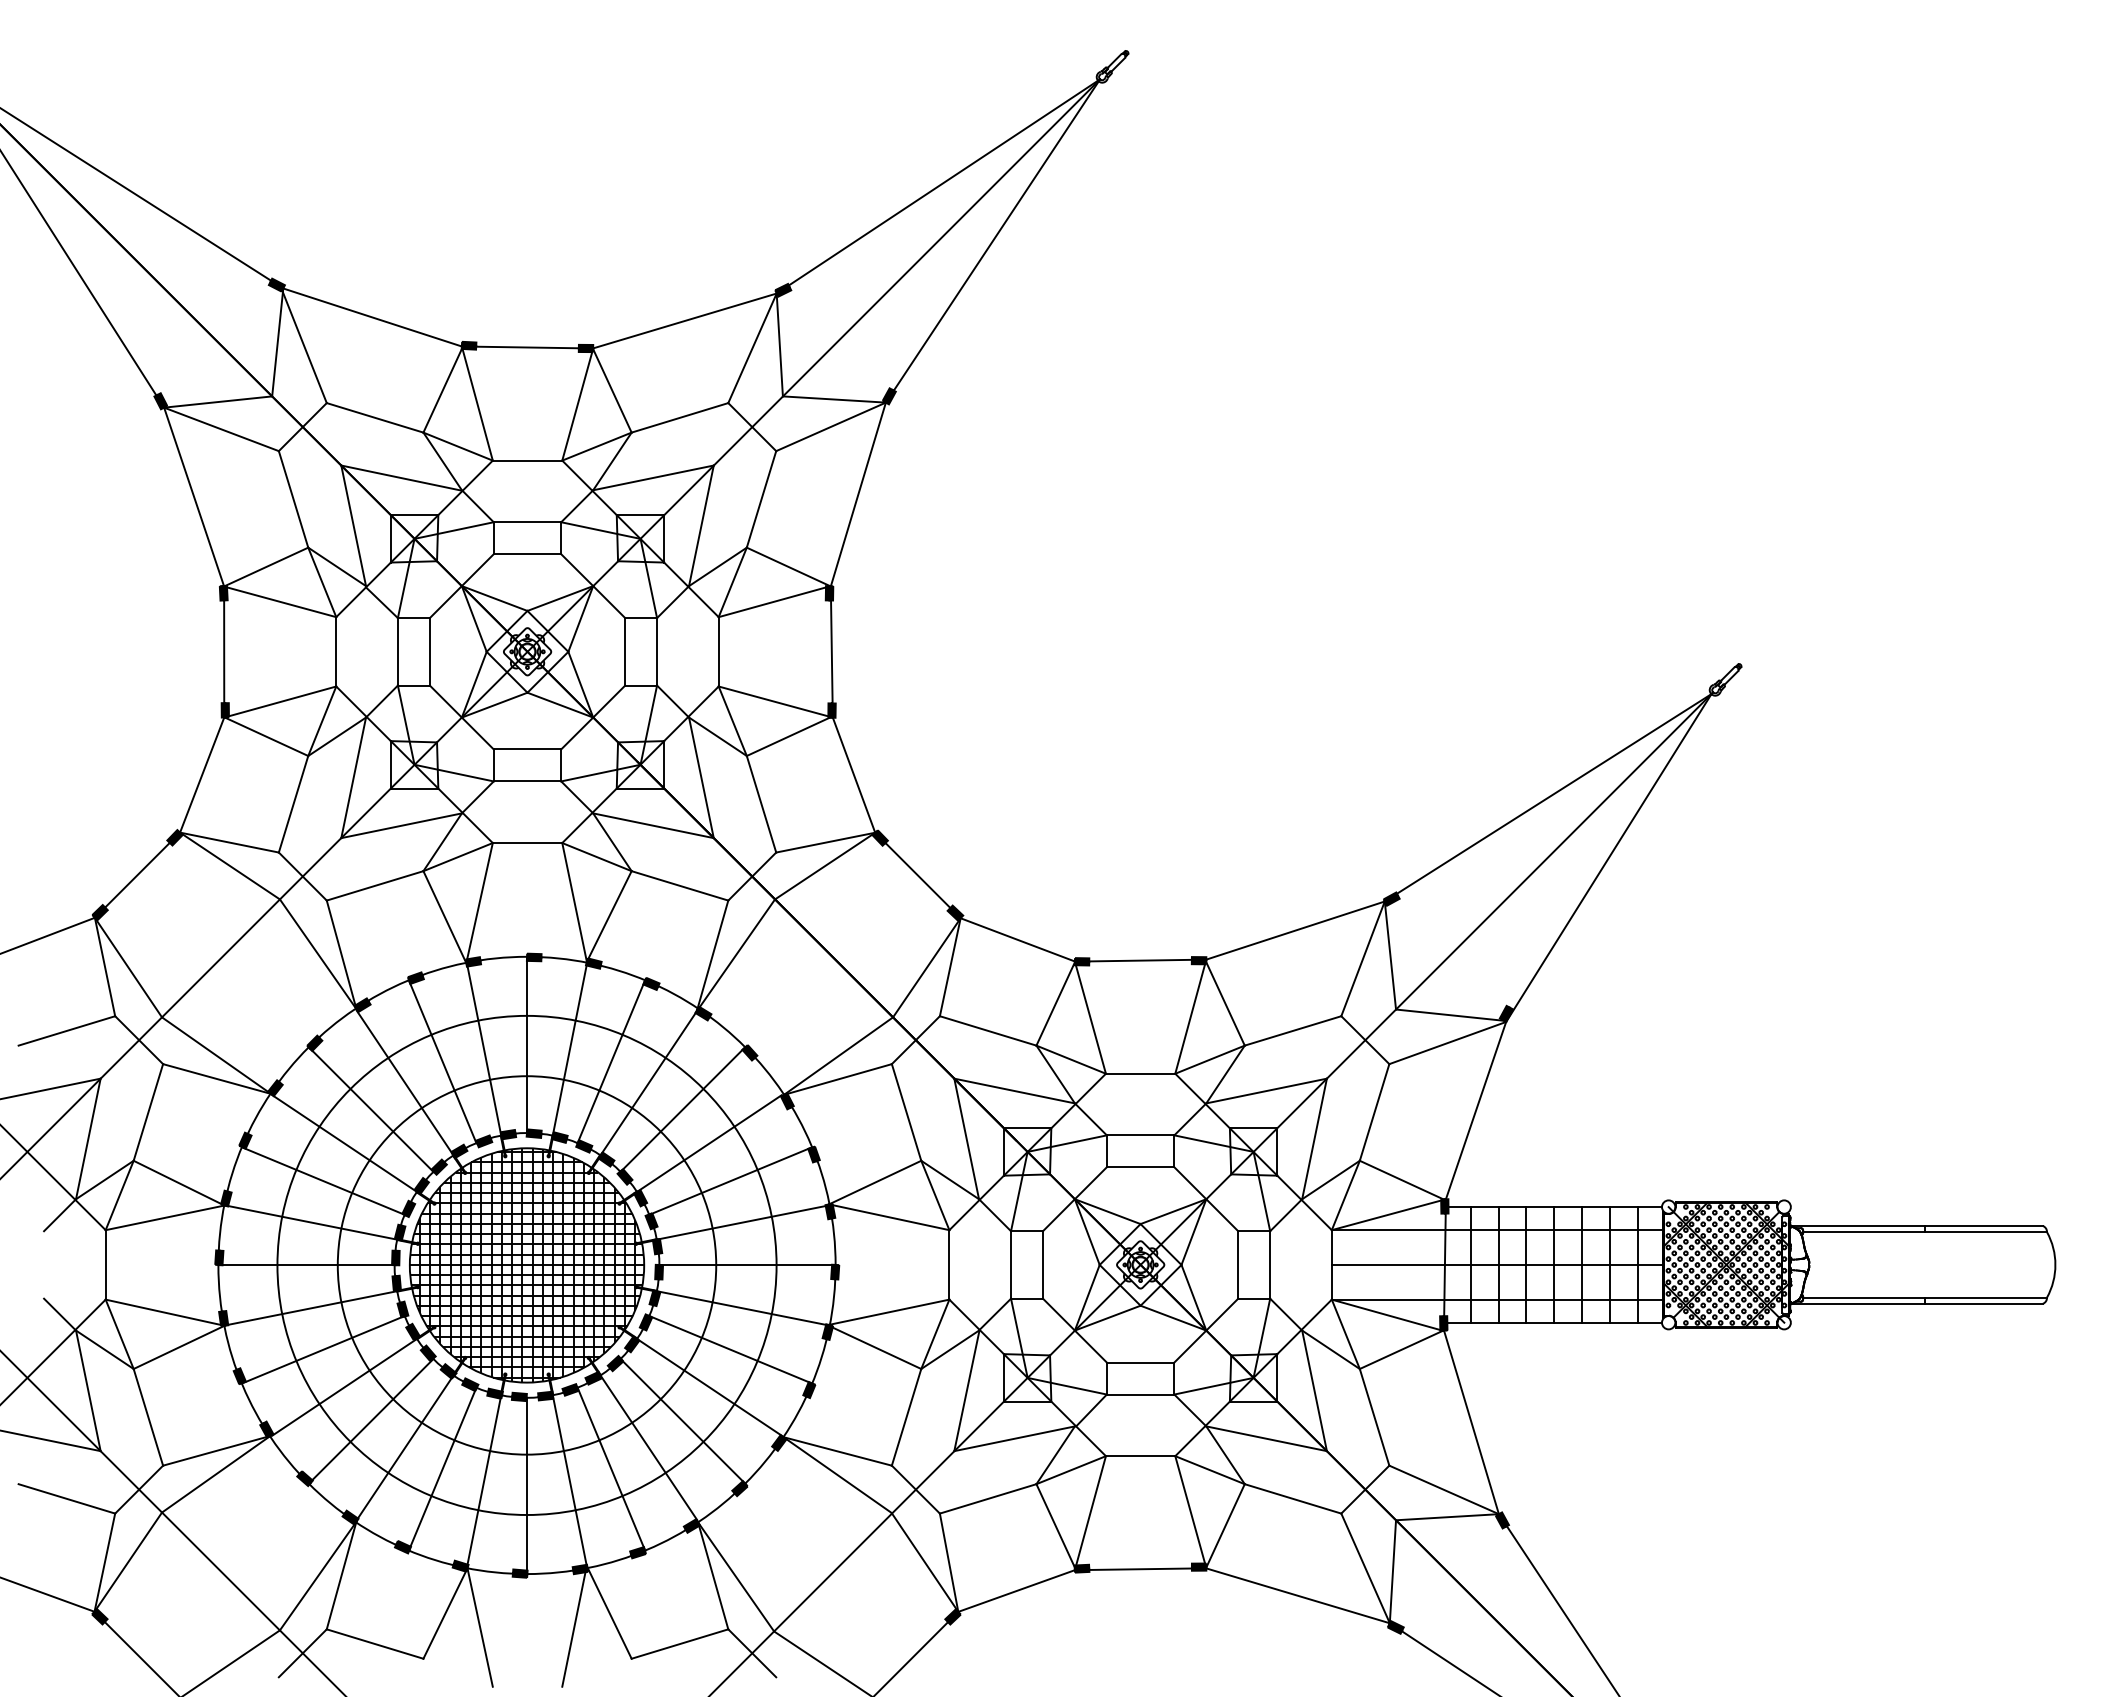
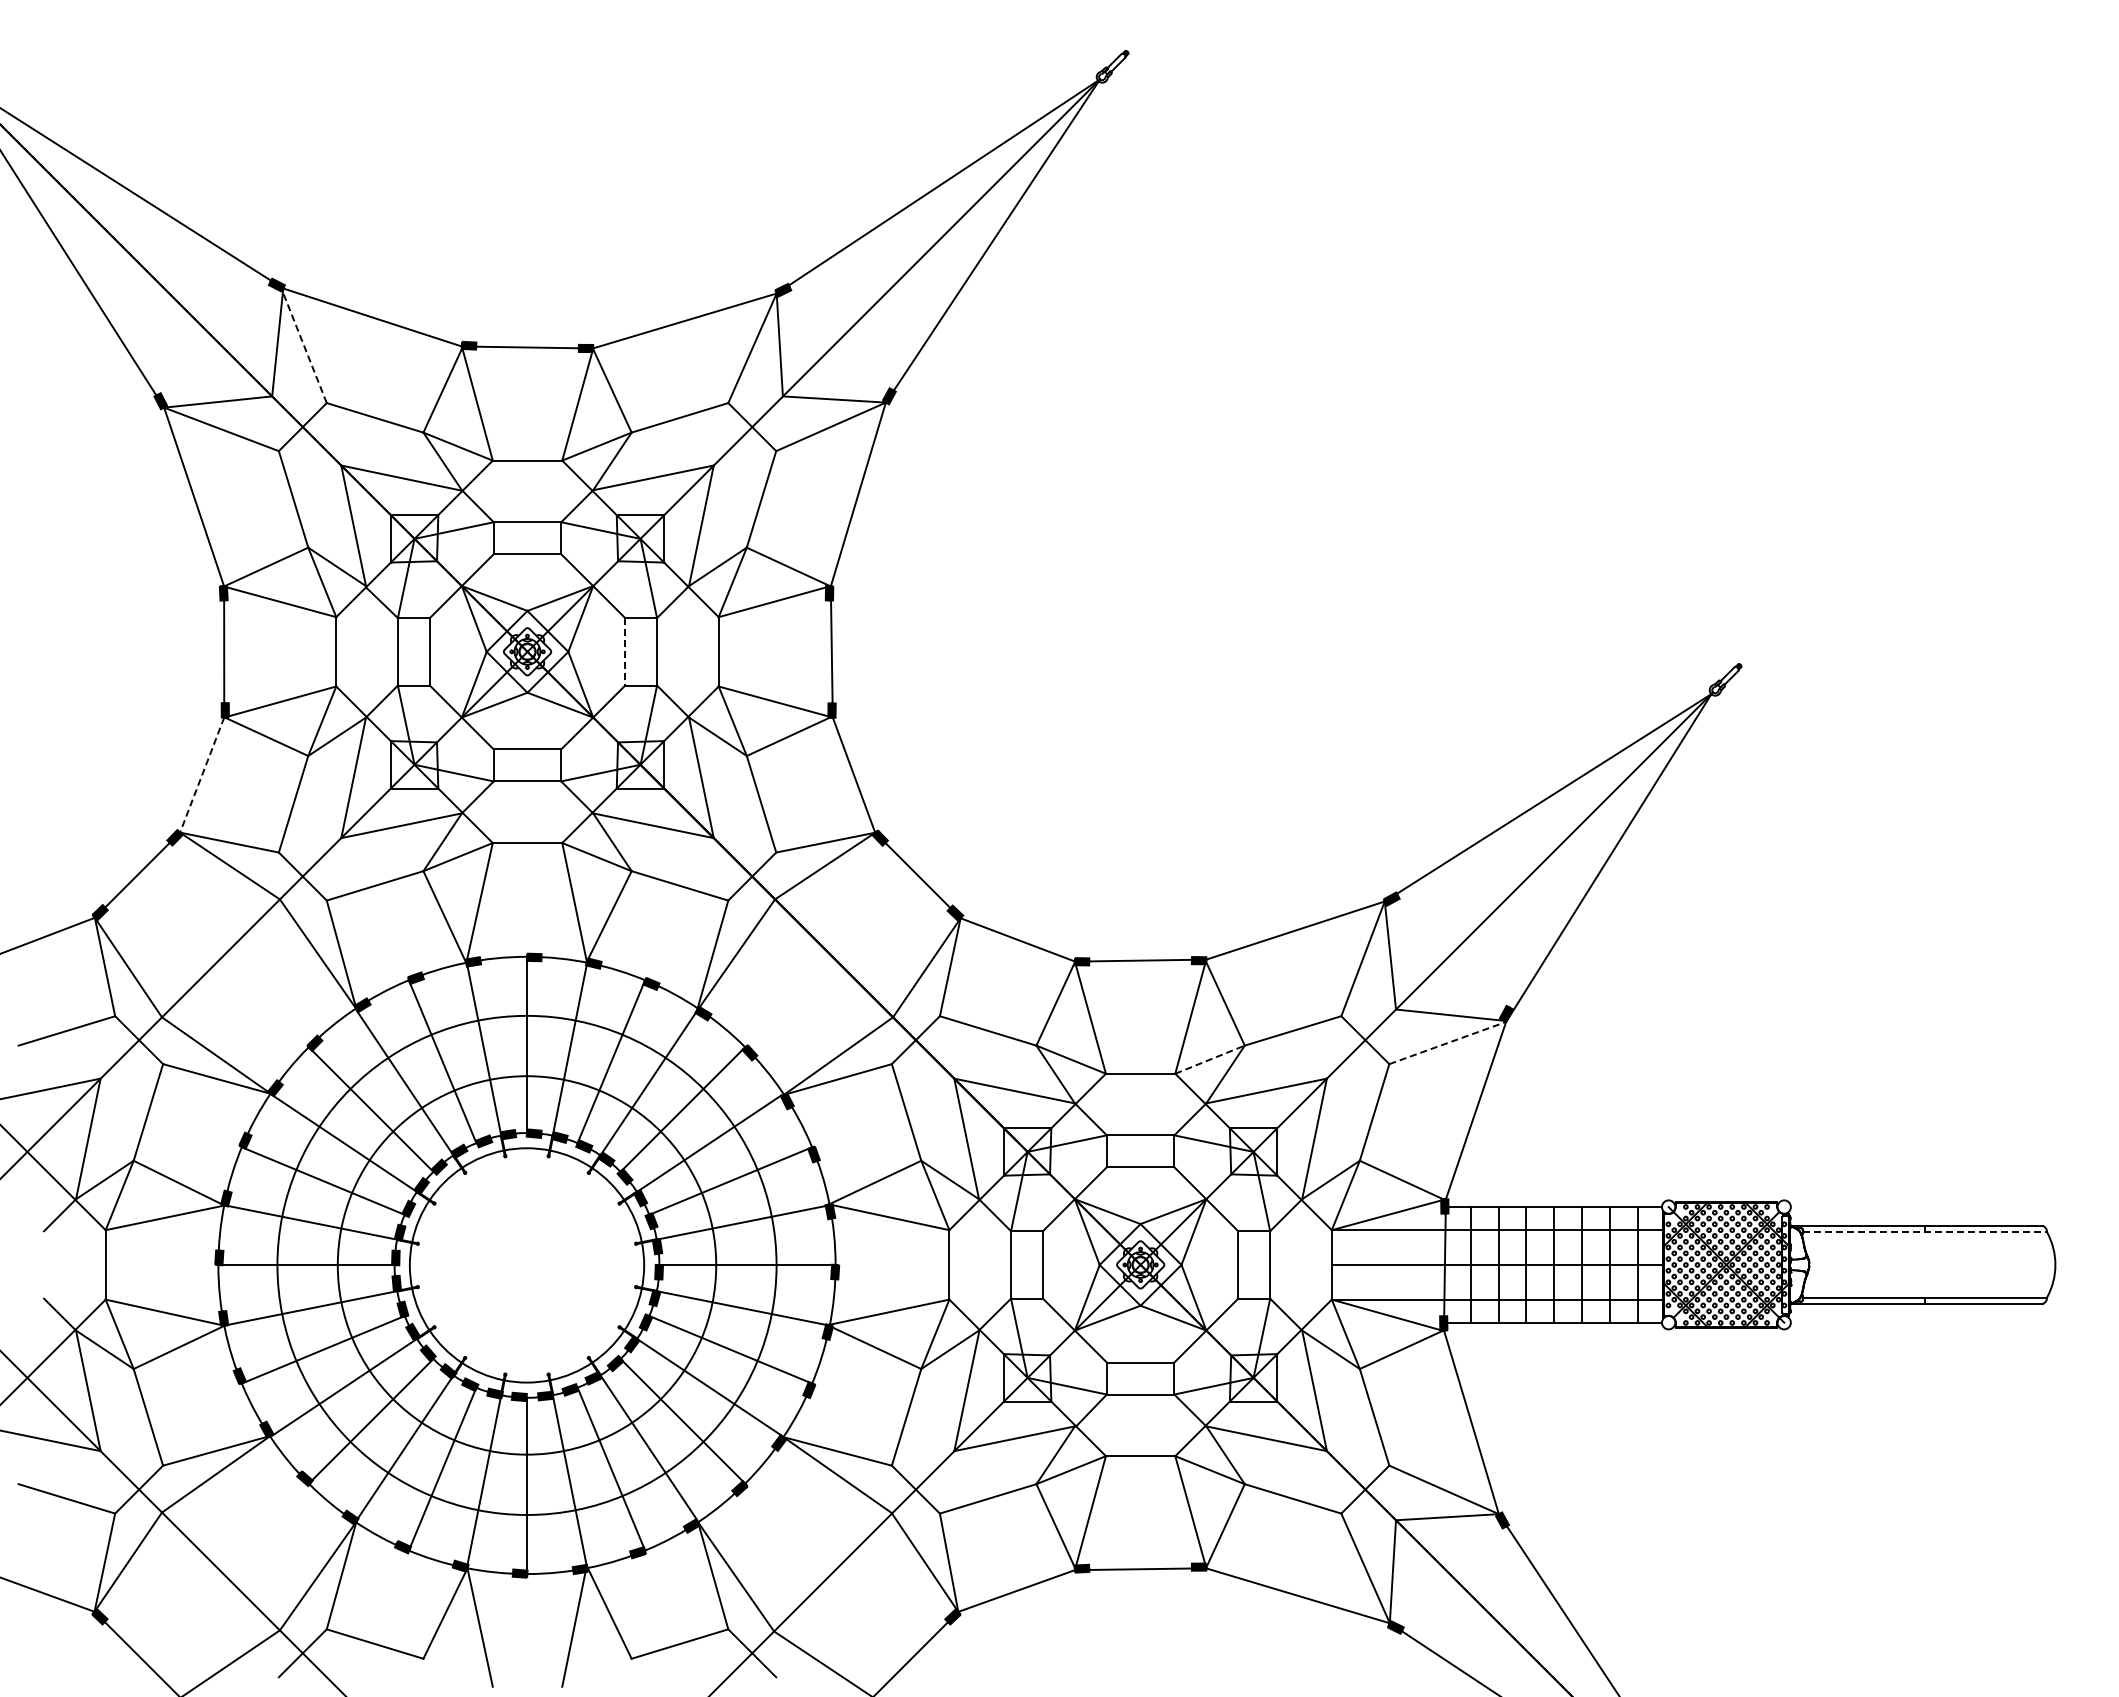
line: solid -> dashed (304, 346)
line: solid -> dashed (625, 651)
line: solid -> dashed (202, 775)
line: solid -> dashed (1448, 1042)
line: solid -> dashed (1210, 1059)
line: solid -> dashed (1925, 1232)
hatch: present -> none (526, 1265)
